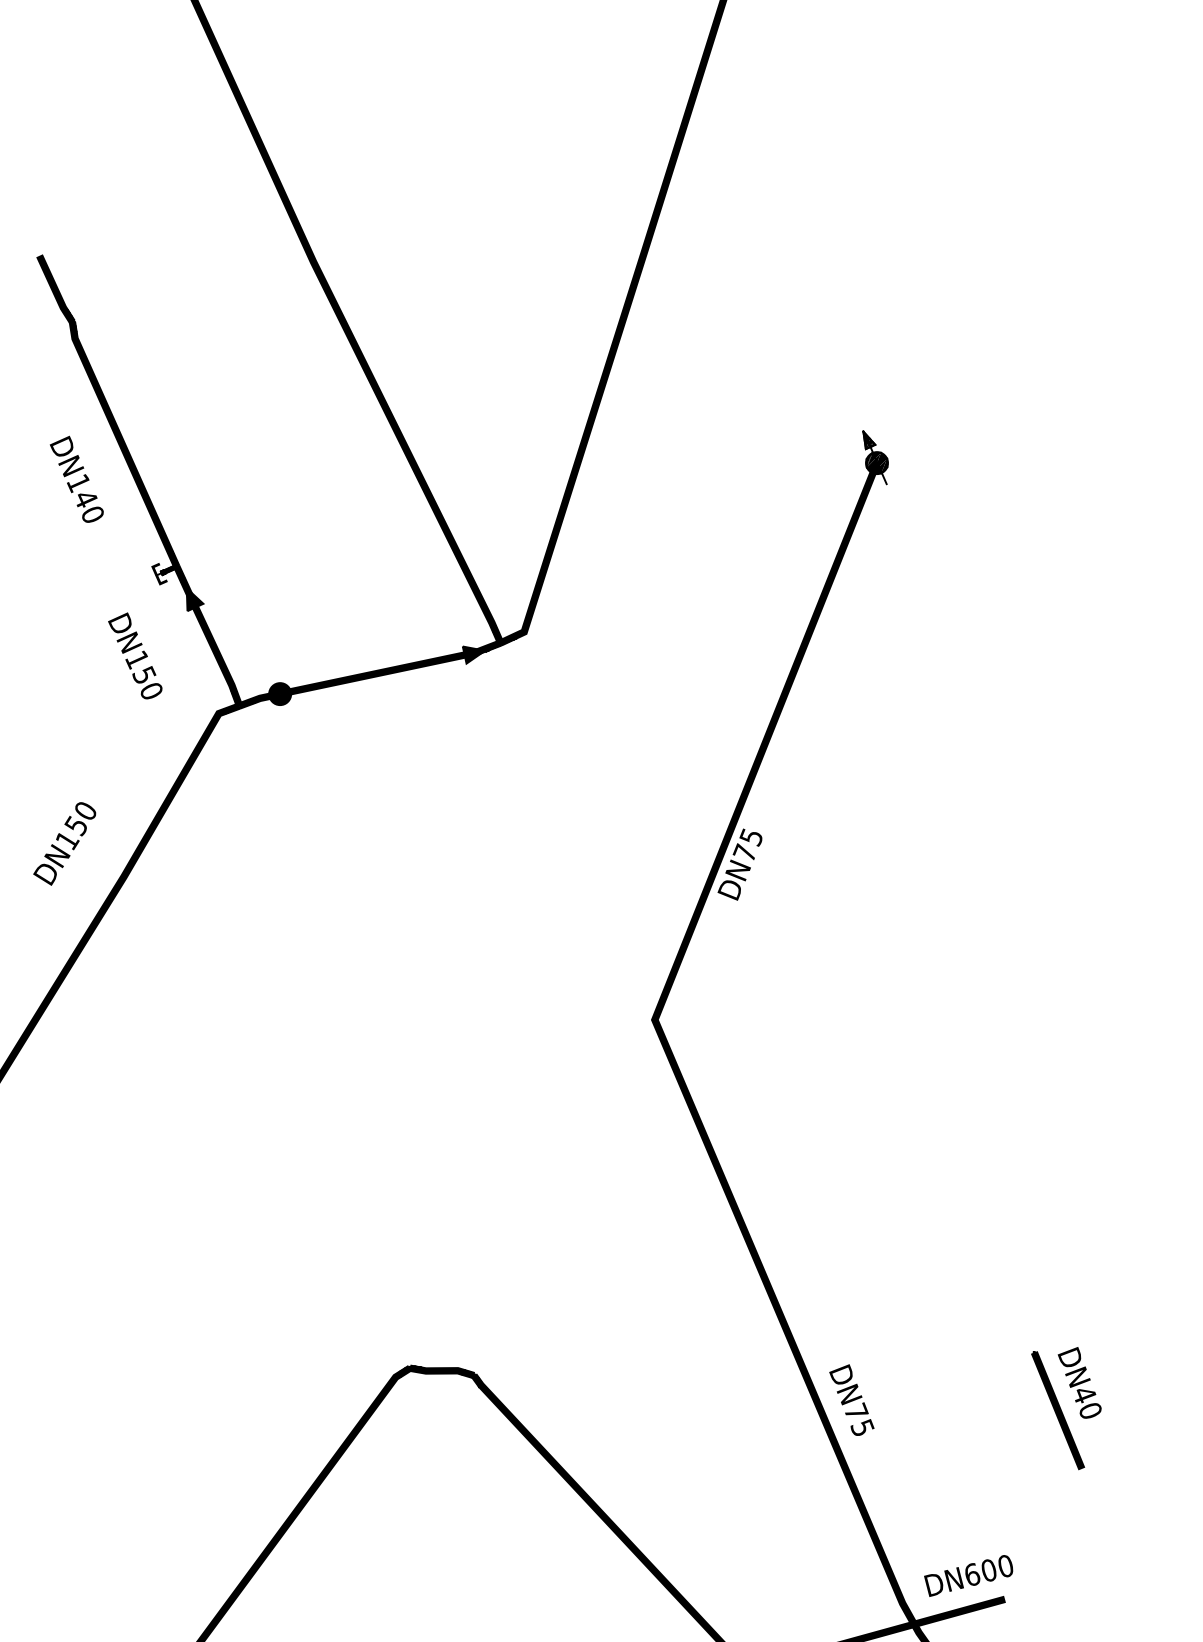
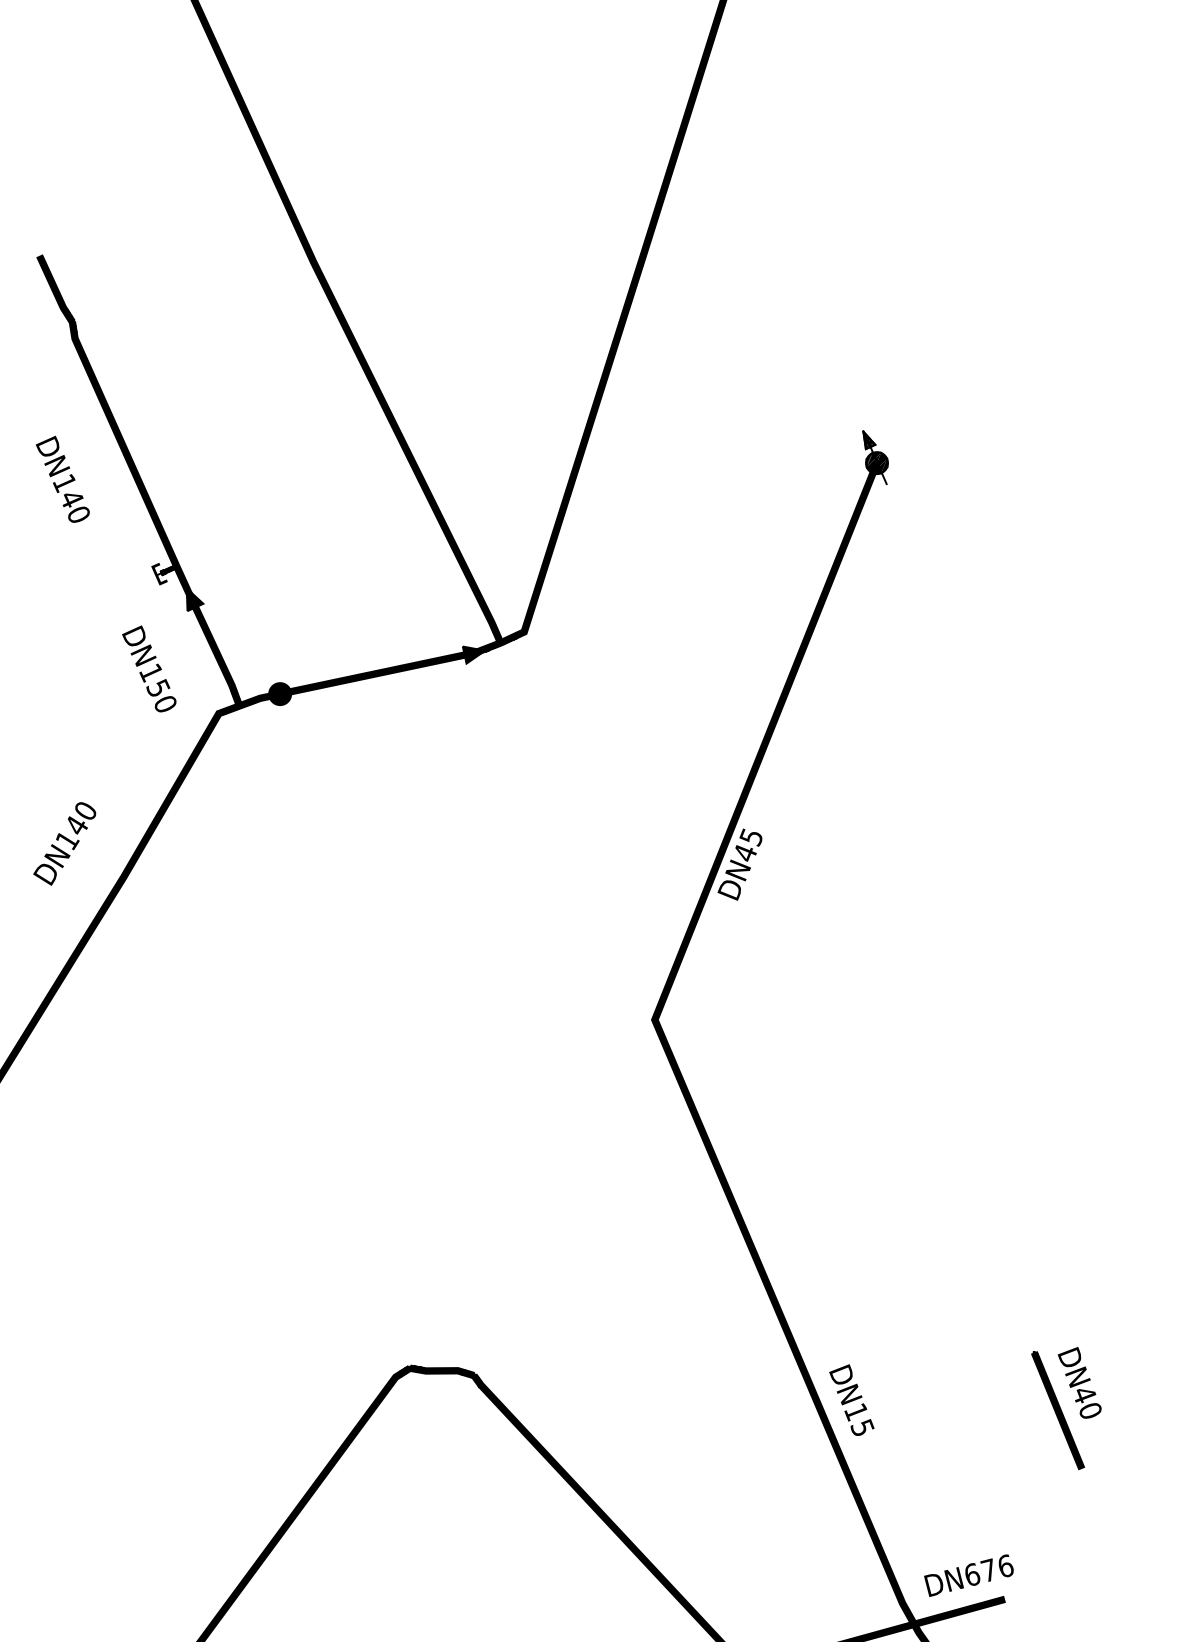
text position: (76, 478) -> (62, 478) (62, 478)
text position: (135, 655) -> (149, 668) (149, 668)
text: DN150 -> DN140 (75, 825)
text: DN75 -> DN45 (744, 852)
text: DN75 -> DN15 (856, 1411)
text: DN600 -> DN676 (996, 1567)
